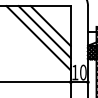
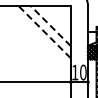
line: solid -> dashed (50, 25)
line: solid -> dashed (44, 32)
line: present -> none (38, 38)
